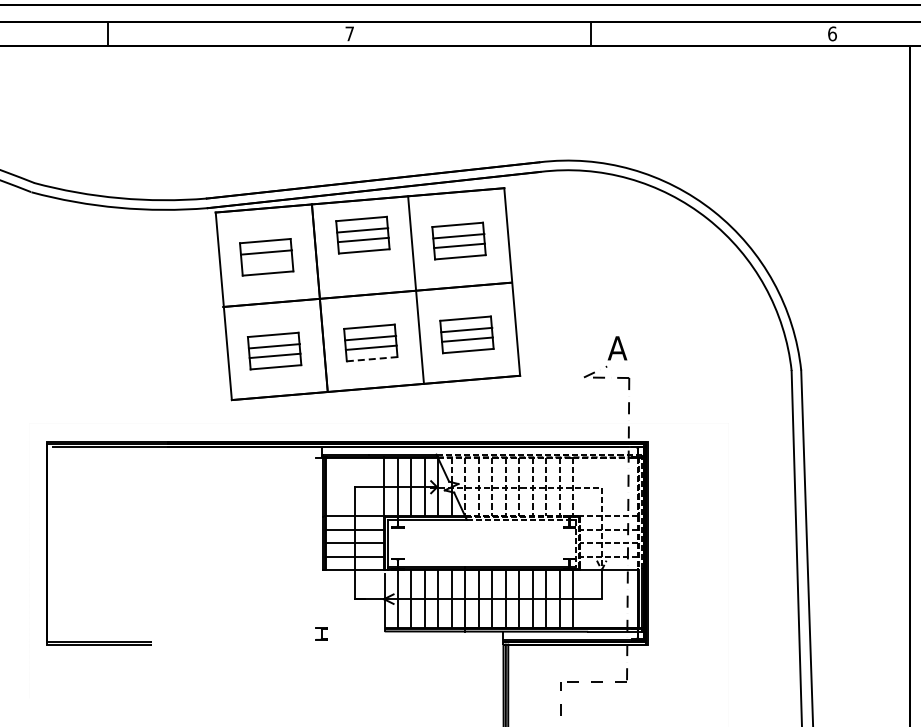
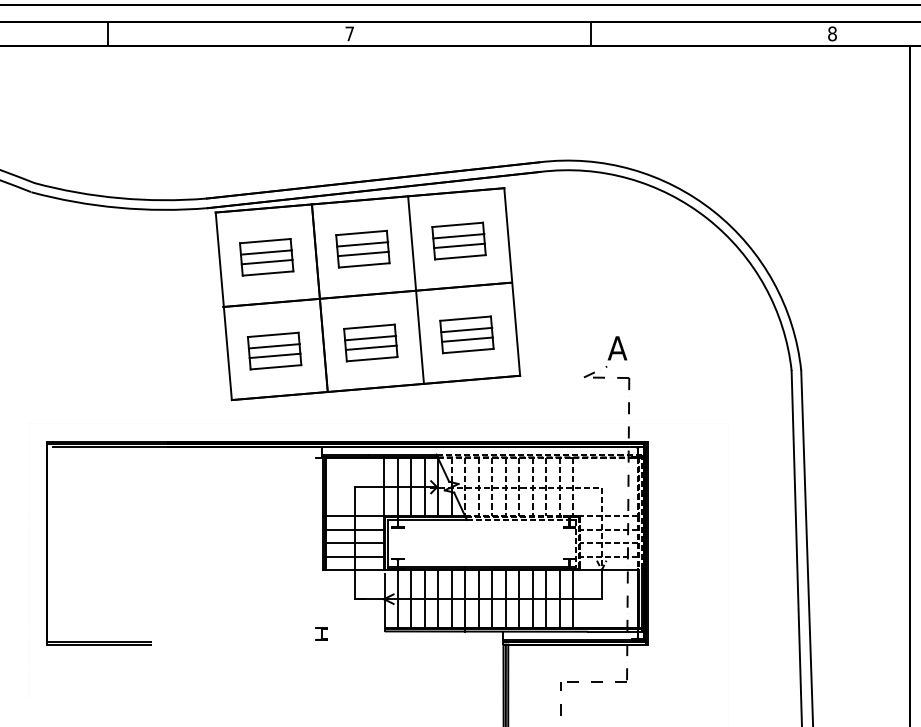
text: 6 -> 8 (832, 33)
part position: (362, 234) -> (362, 248) (362, 248)
line: none -> present (266, 261)
line: dashed -> solid (372, 359)
